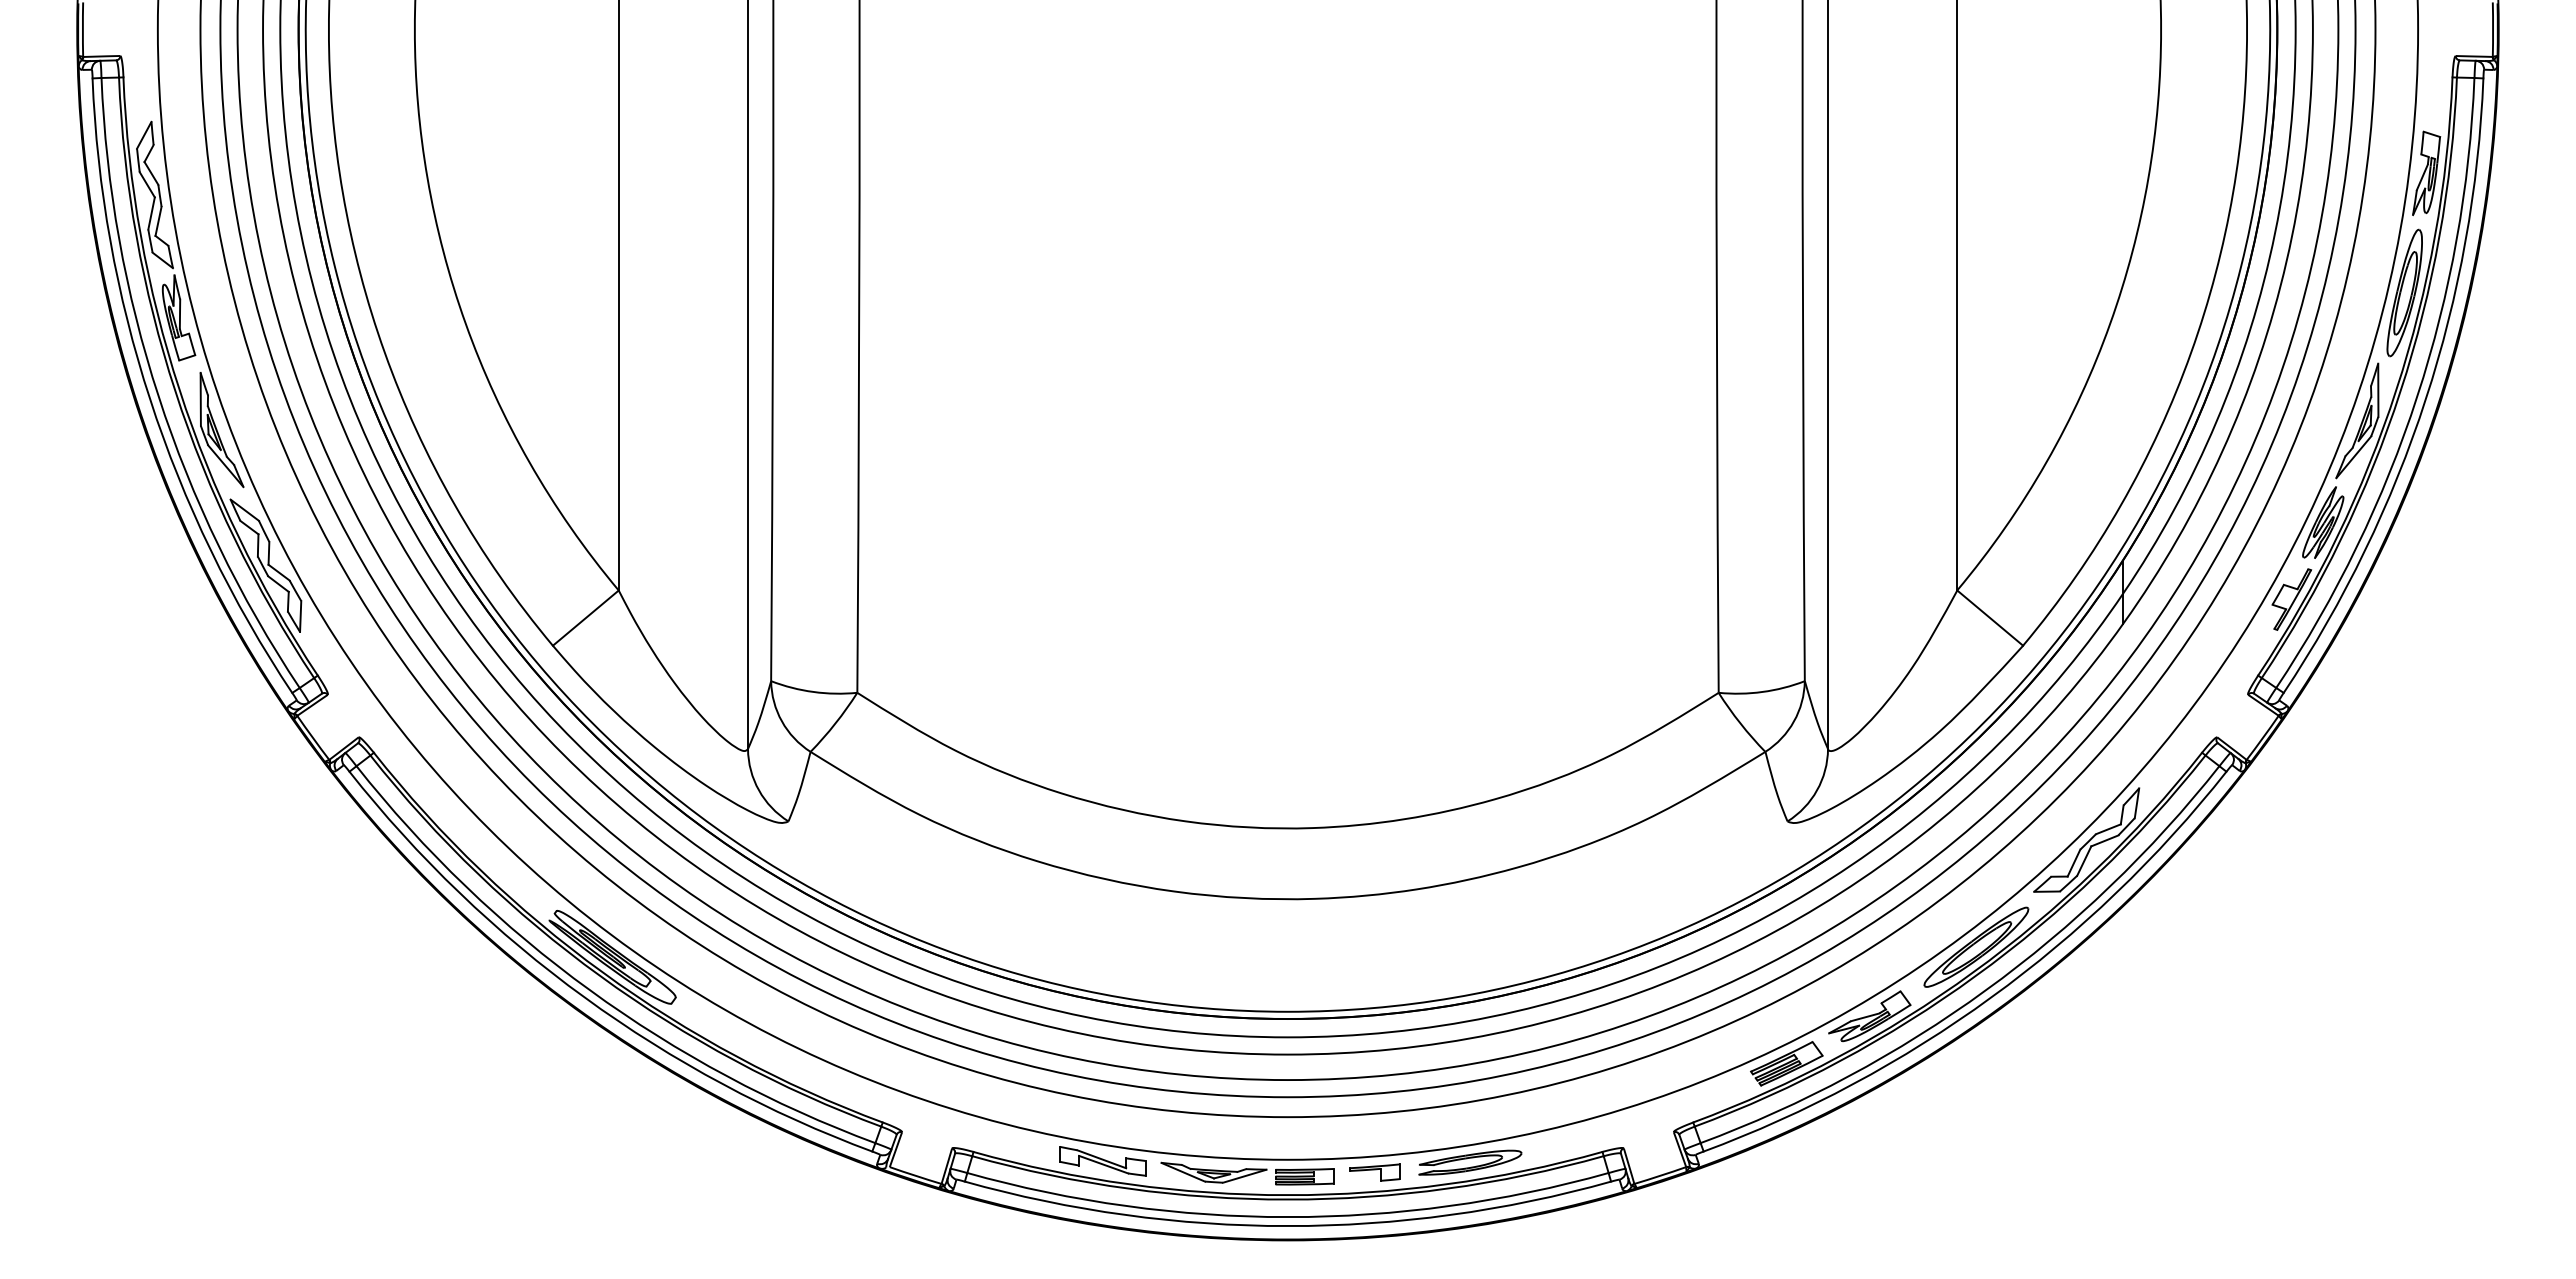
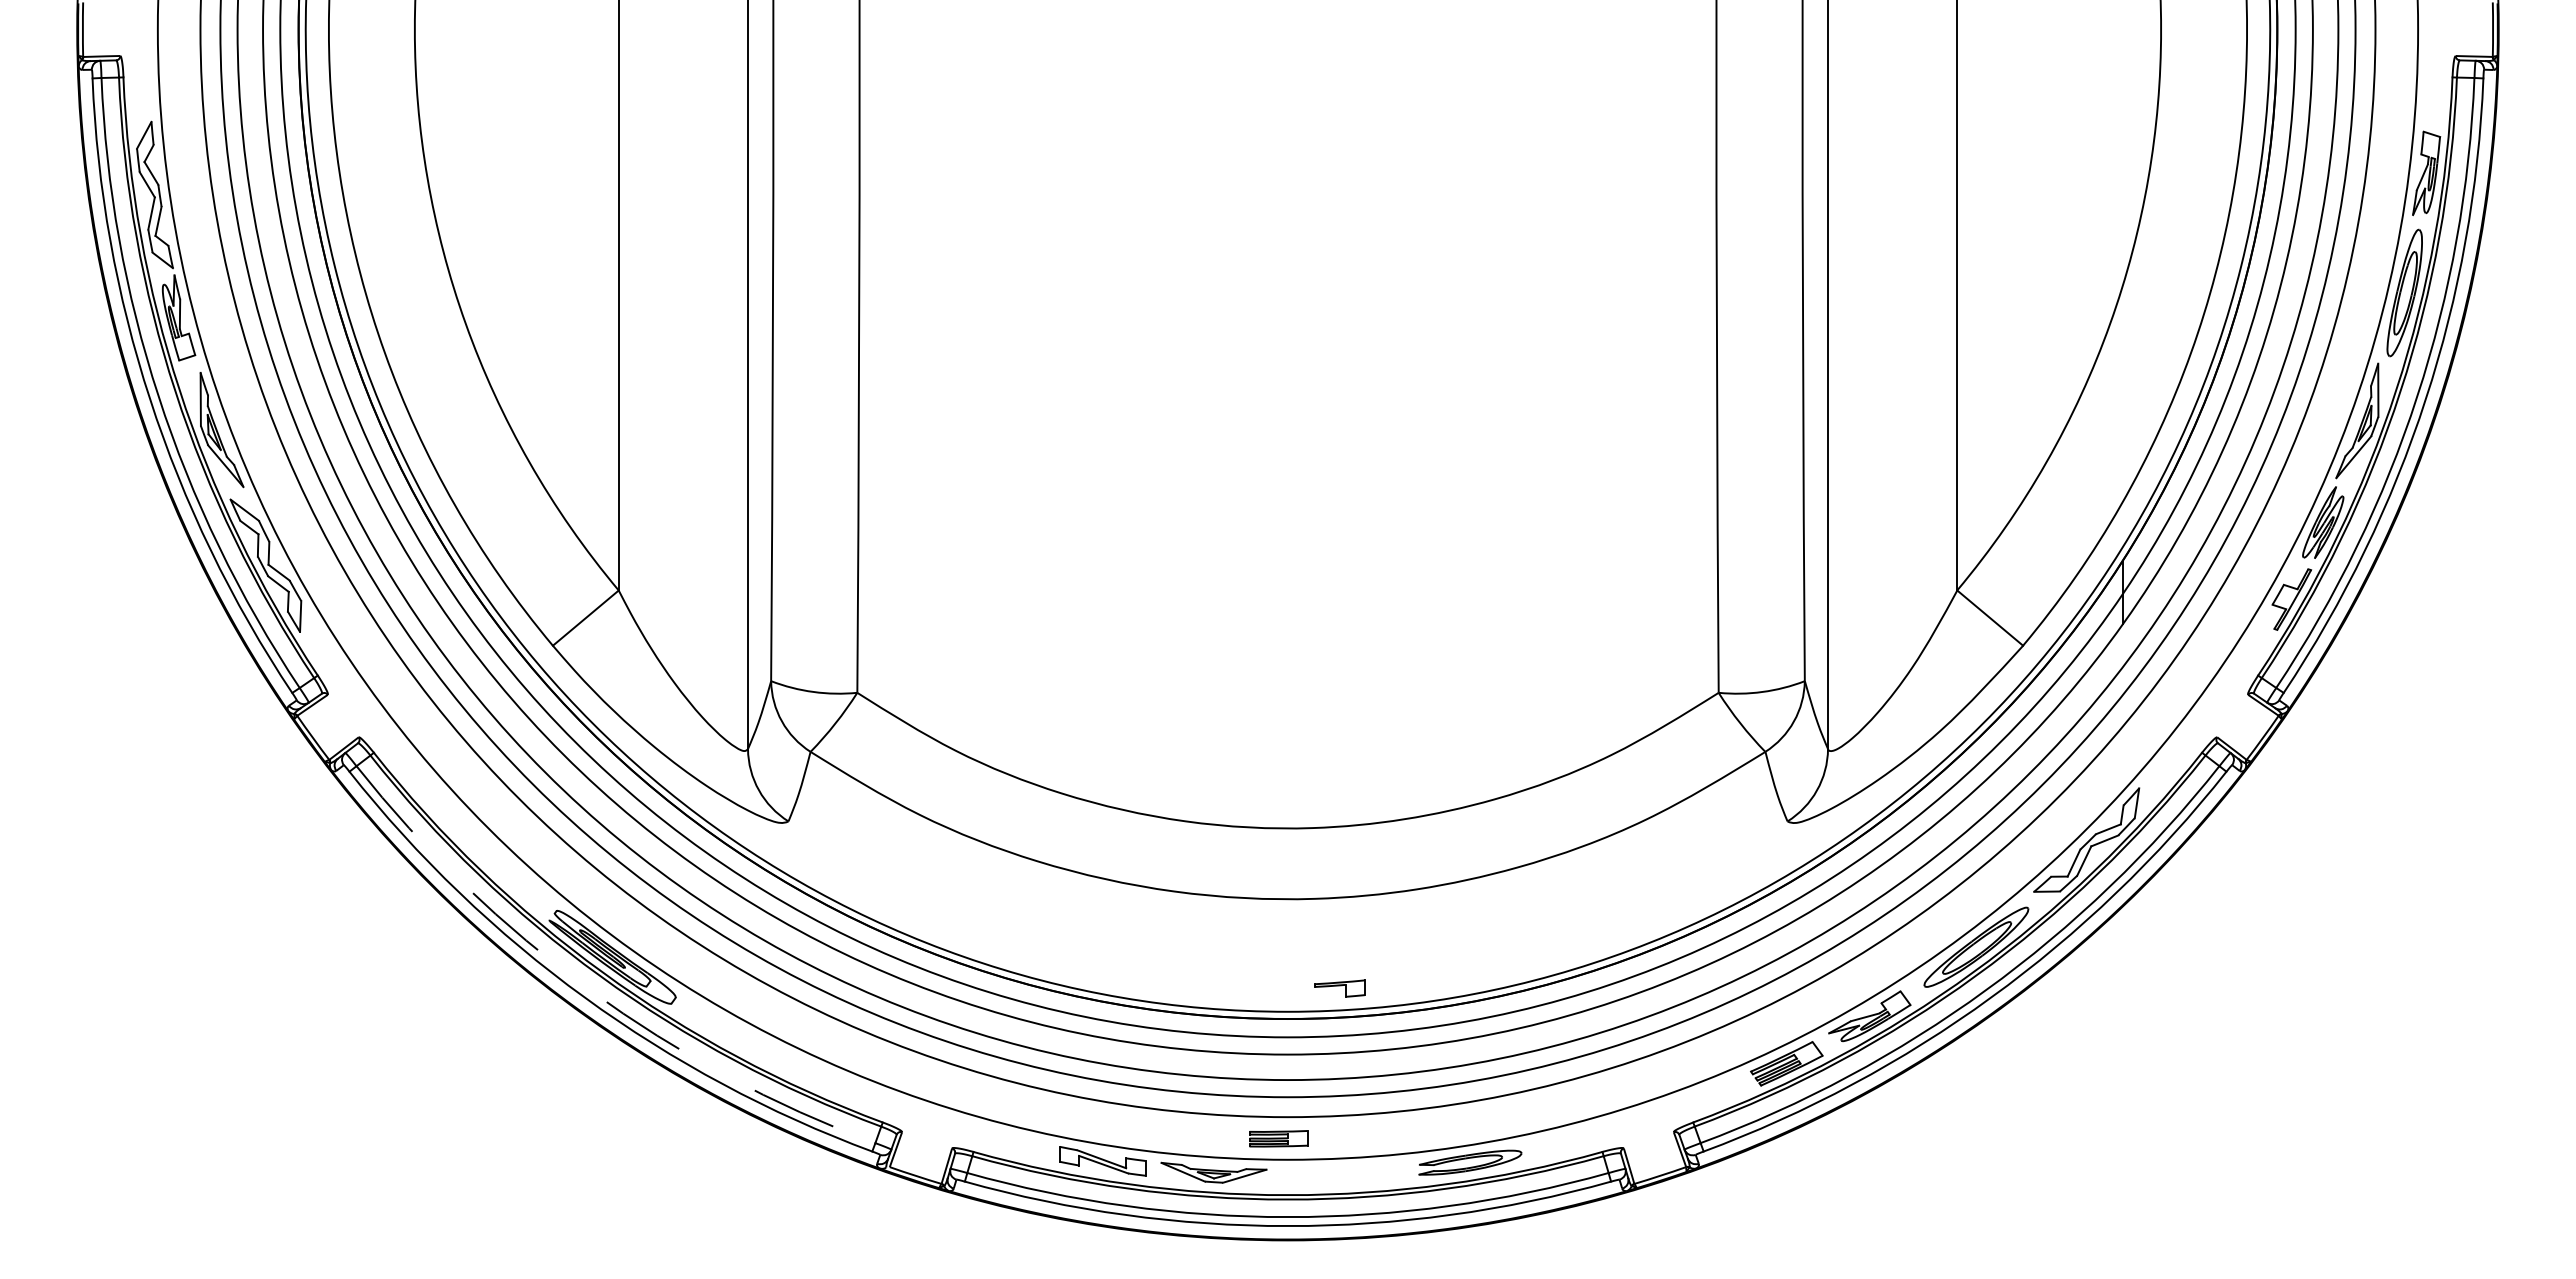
arc: solid -> dashed (590, 990)
part position: (1374, 1172) -> (1339, 988) (1339, 988)
part position: (1304, 1176) -> (1278, 1138) (1278, 1138)
